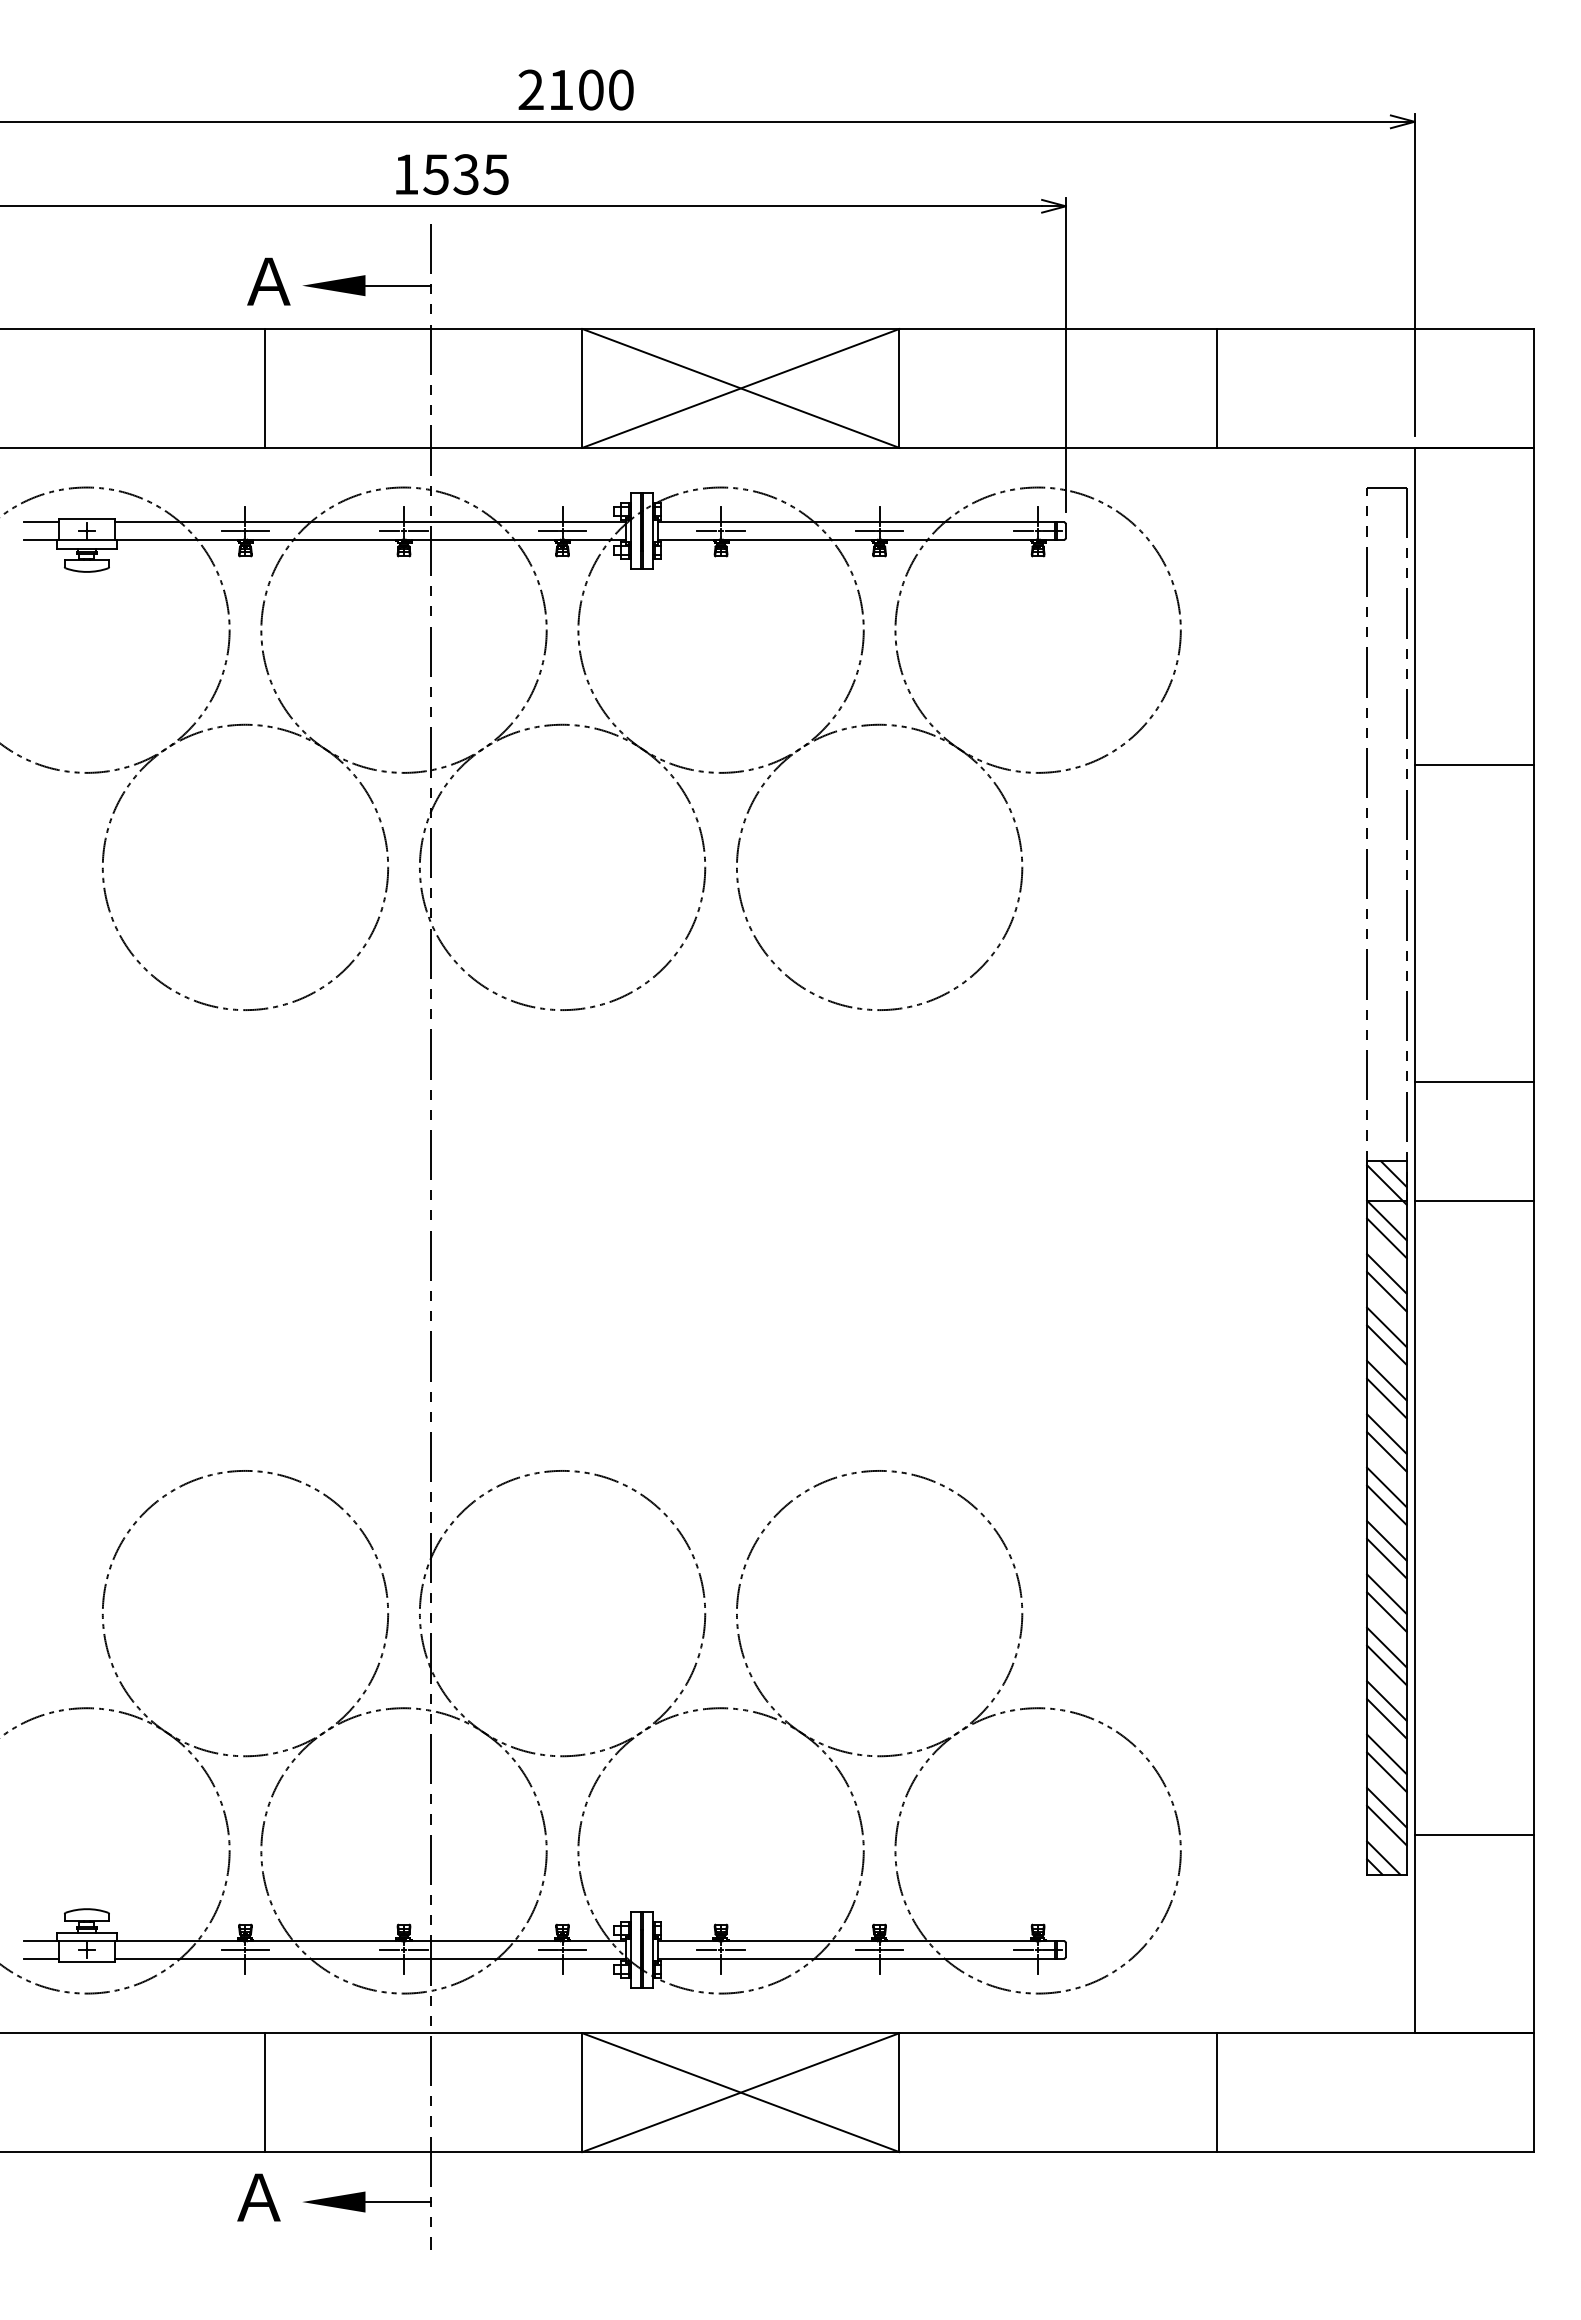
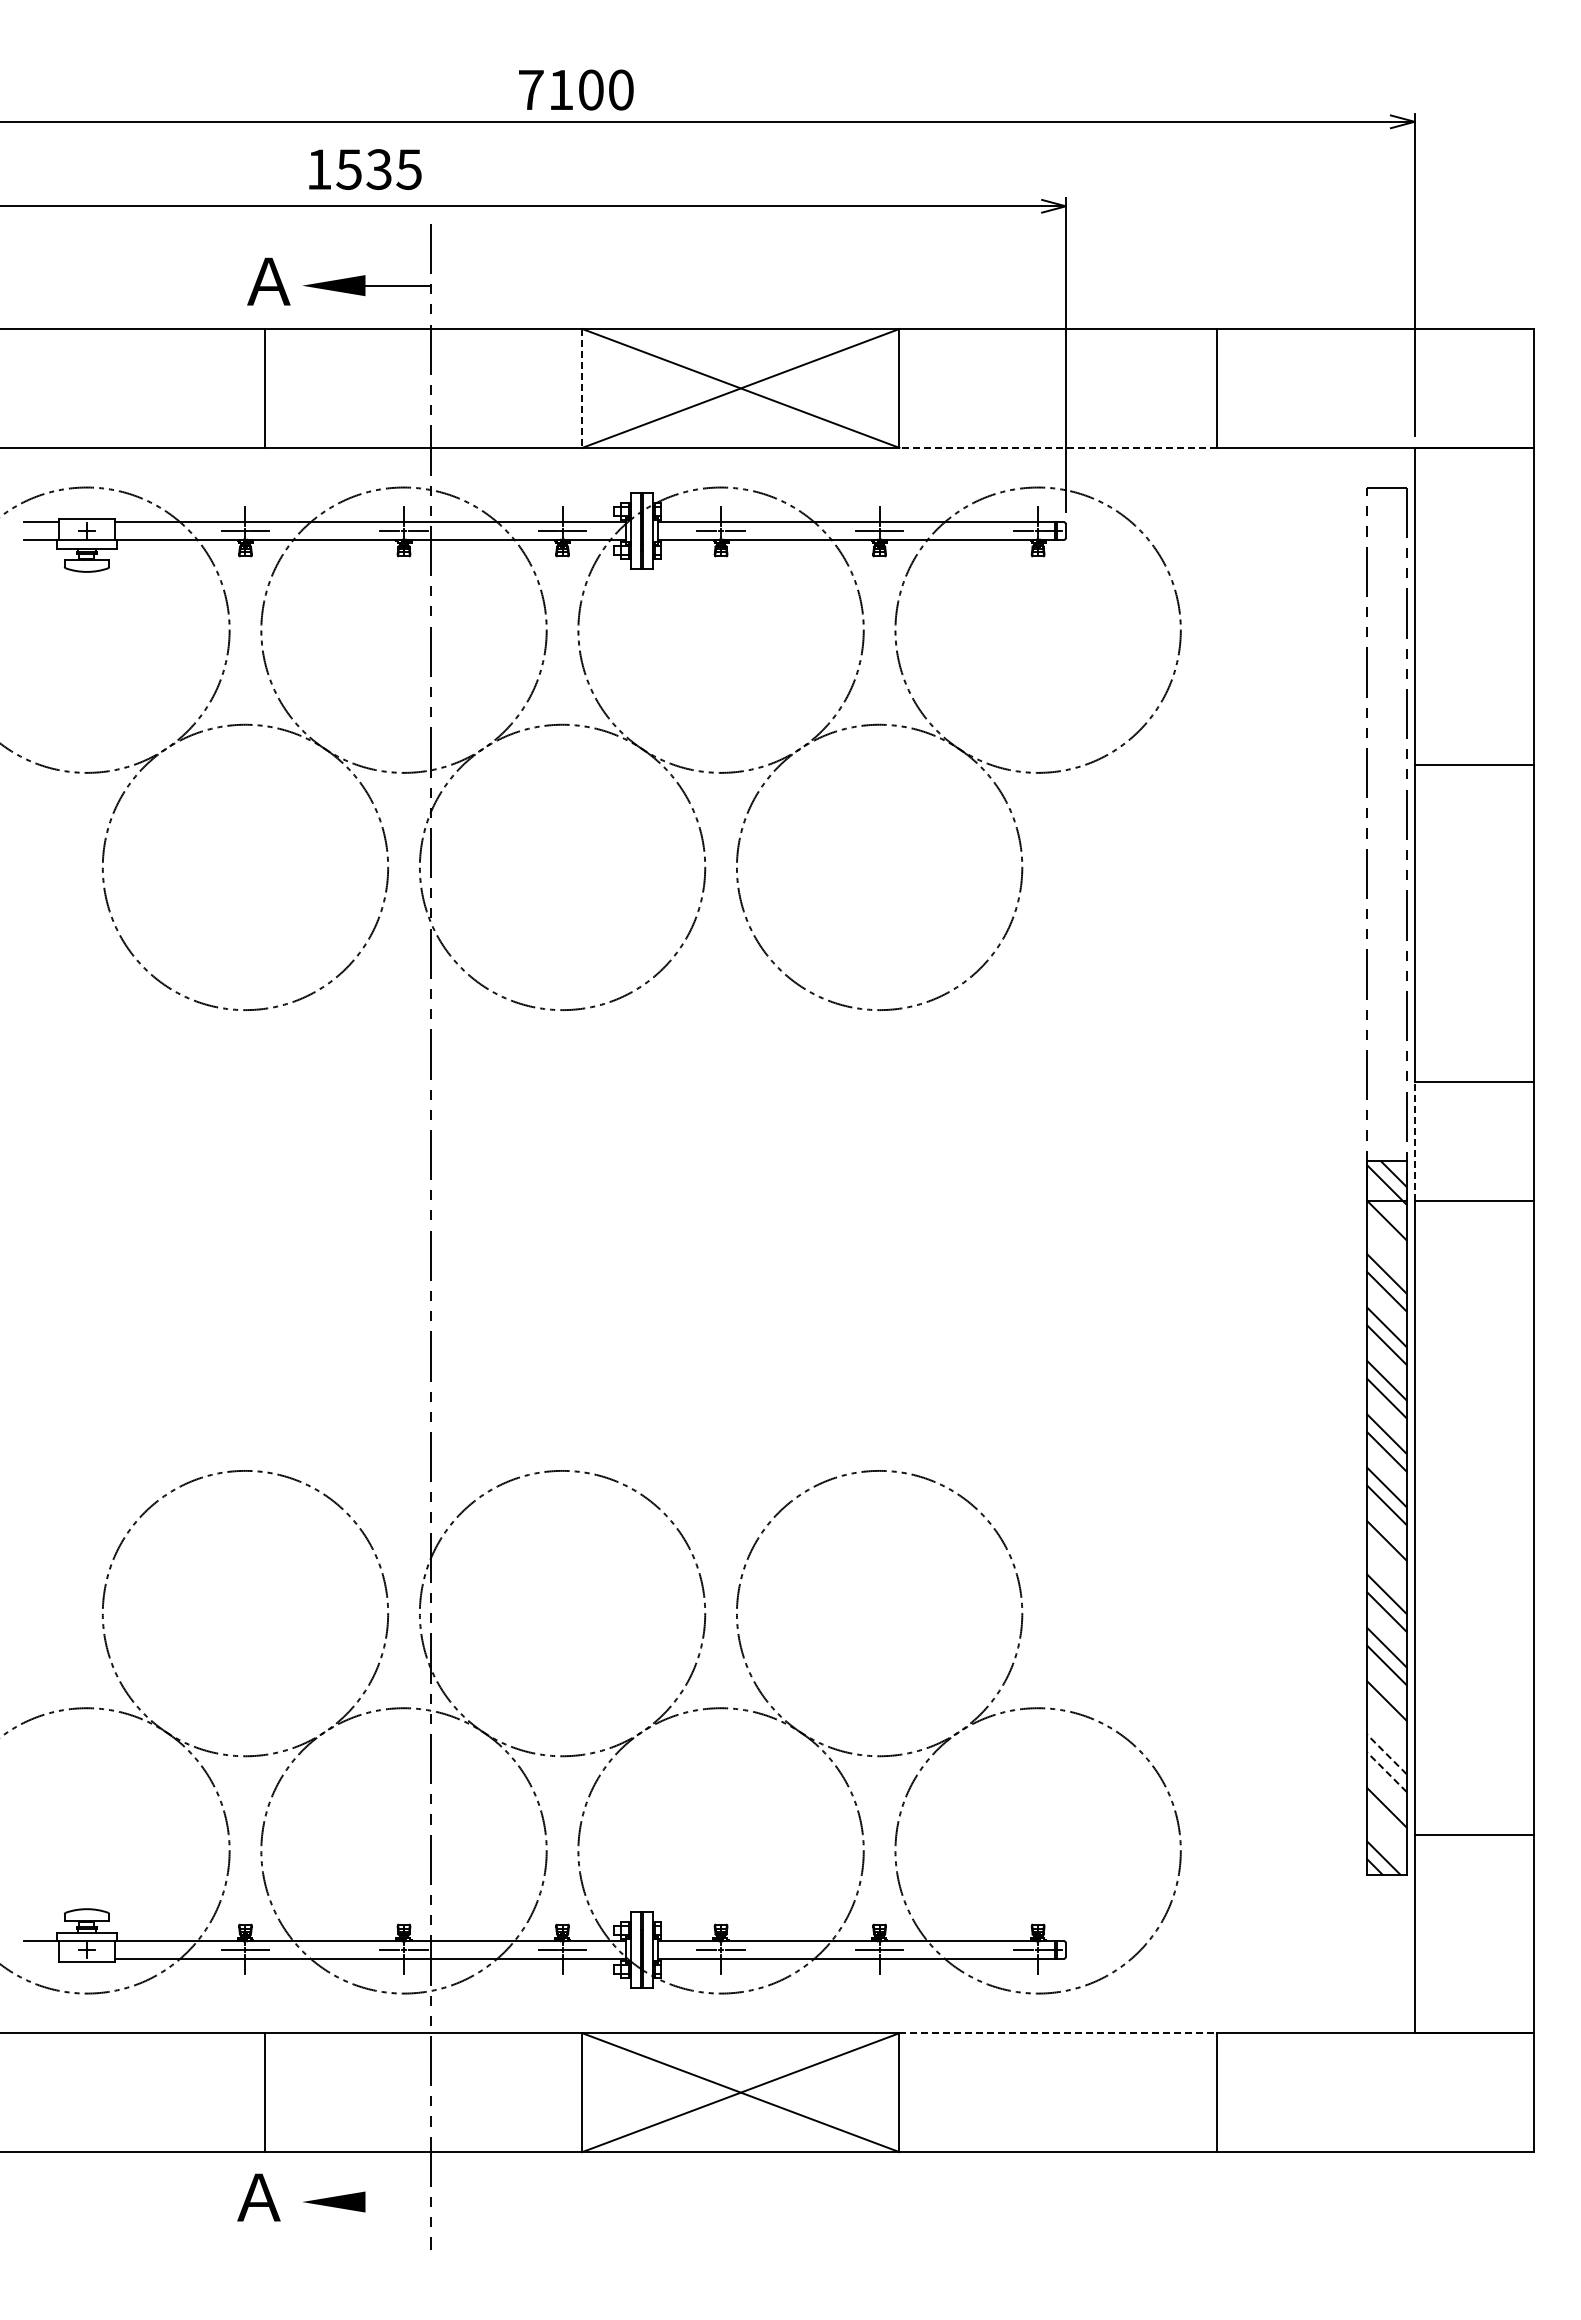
text: 2100 -> 7100 (530, 89)
text position: (452, 174) -> (365, 169) (365, 169)
line: solid -> dashed (582, 388)
line: solid -> dashed (1057, 447)
line: solid -> dashed (1414, 1140)
line: present -> none (1386, 1238)
line: present -> none (1386, 1558)
line: present -> none (1386, 1718)
line: solid -> dashed (1386, 1754)
line: solid -> dashed (1386, 1771)
line: present -> none (1386, 1825)
line: present -> none (41, 1958)
line: solid -> dashed (1057, 2033)
line: present -> none (398, 2202)
